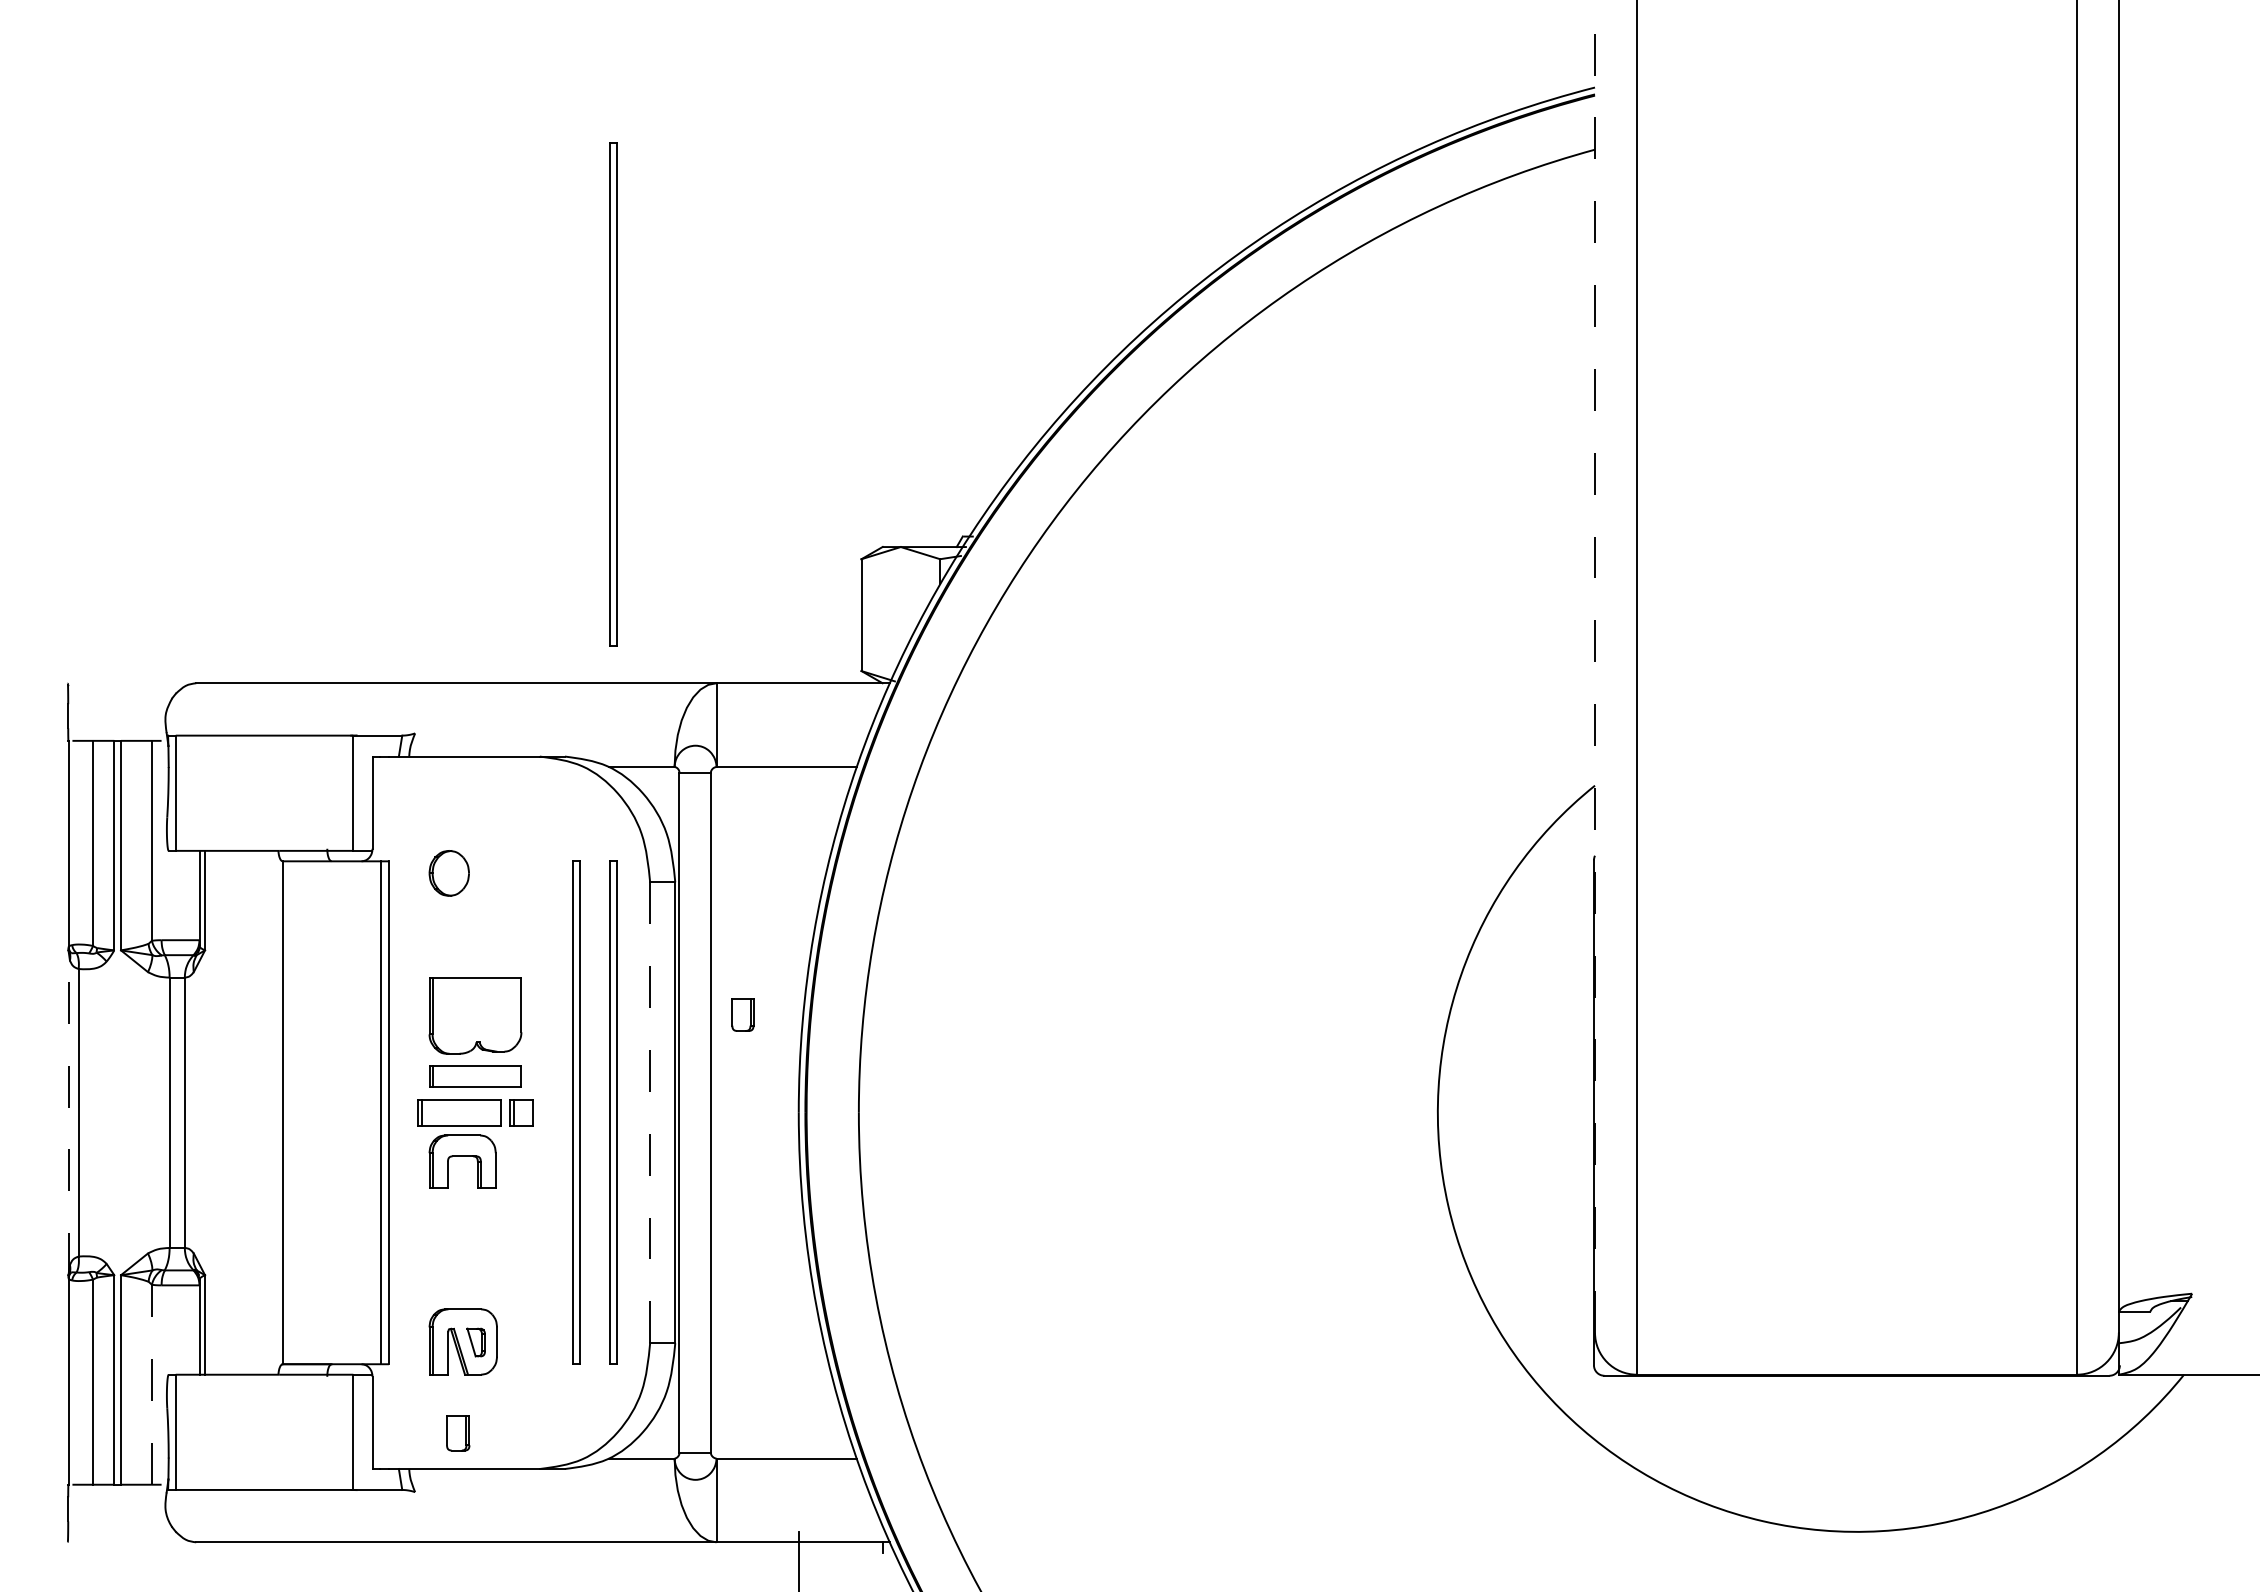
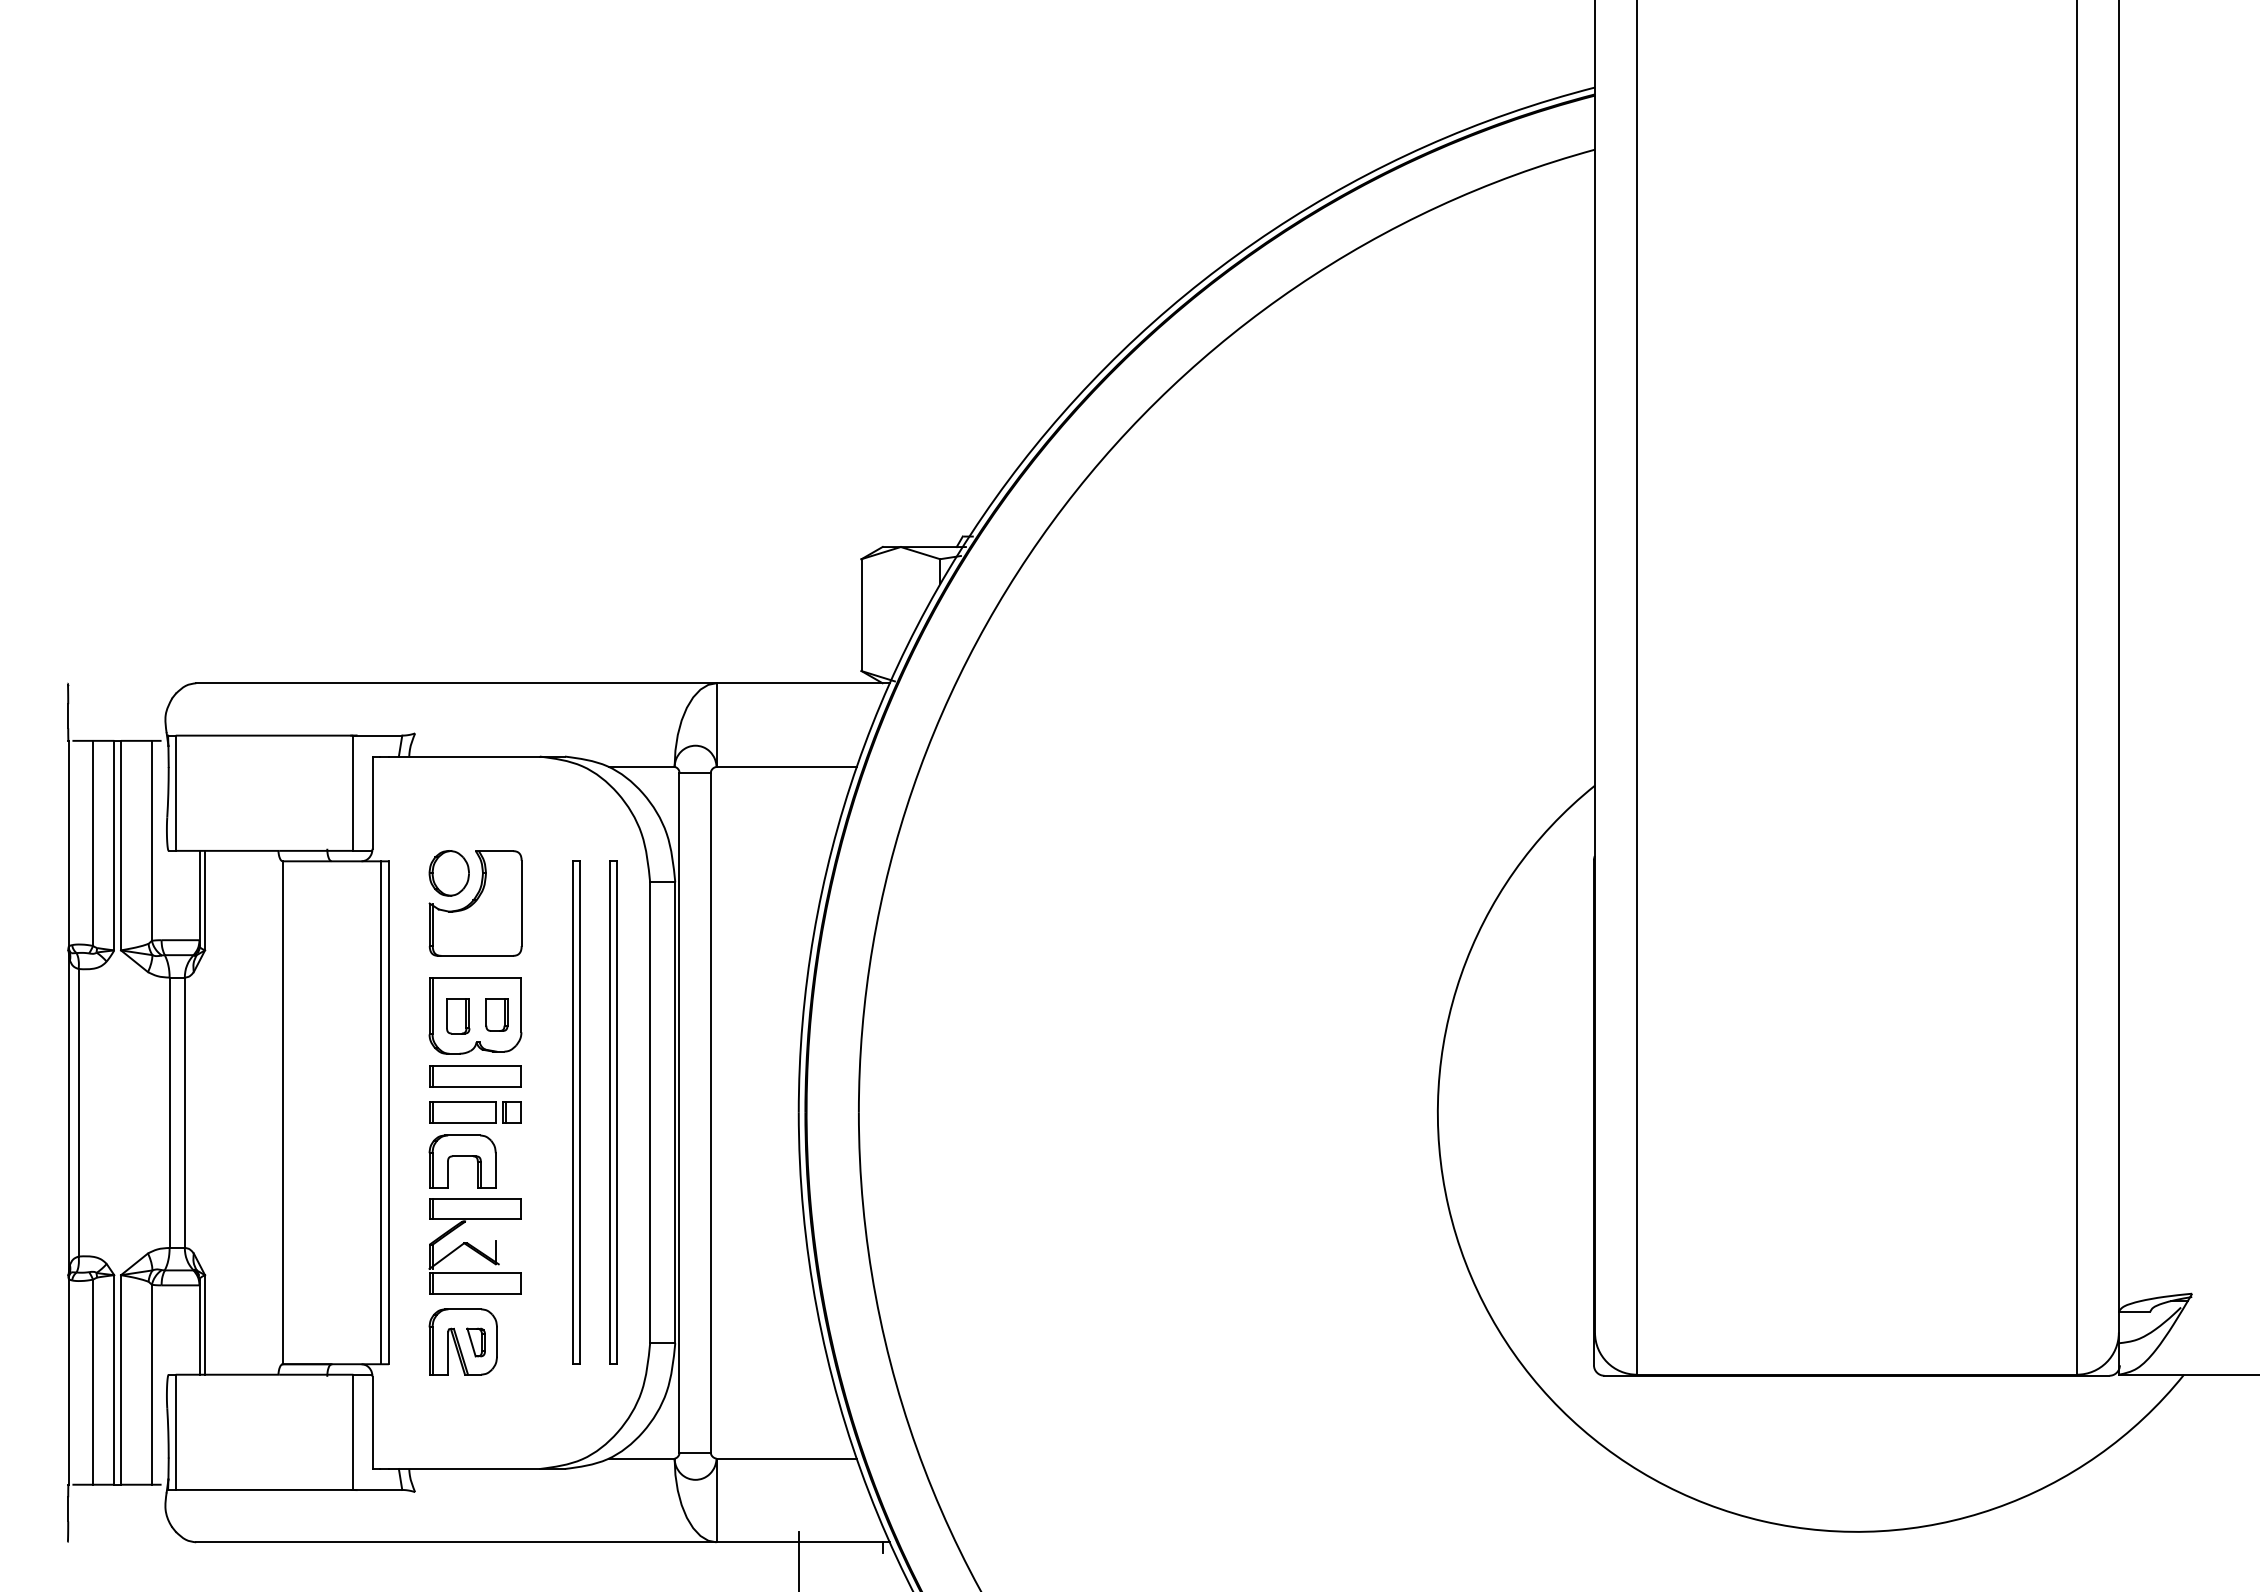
part: present -> none (613, 394)
line: dashed -> solid (1595, 665)
part: none -> present (475, 903)
part position: (742, 1014) -> (496, 1014) (496, 1014)
line: dashed -> solid (68, 1112)
part size: 117x28 px -> 93x23 px (475, 1112)
line: dashed -> solid (650, 1113)
part: none -> present (474, 1246)
line: dashed -> solid (151, 1384)
part position: (458, 1433) -> (458, 1016) (458, 1016)
